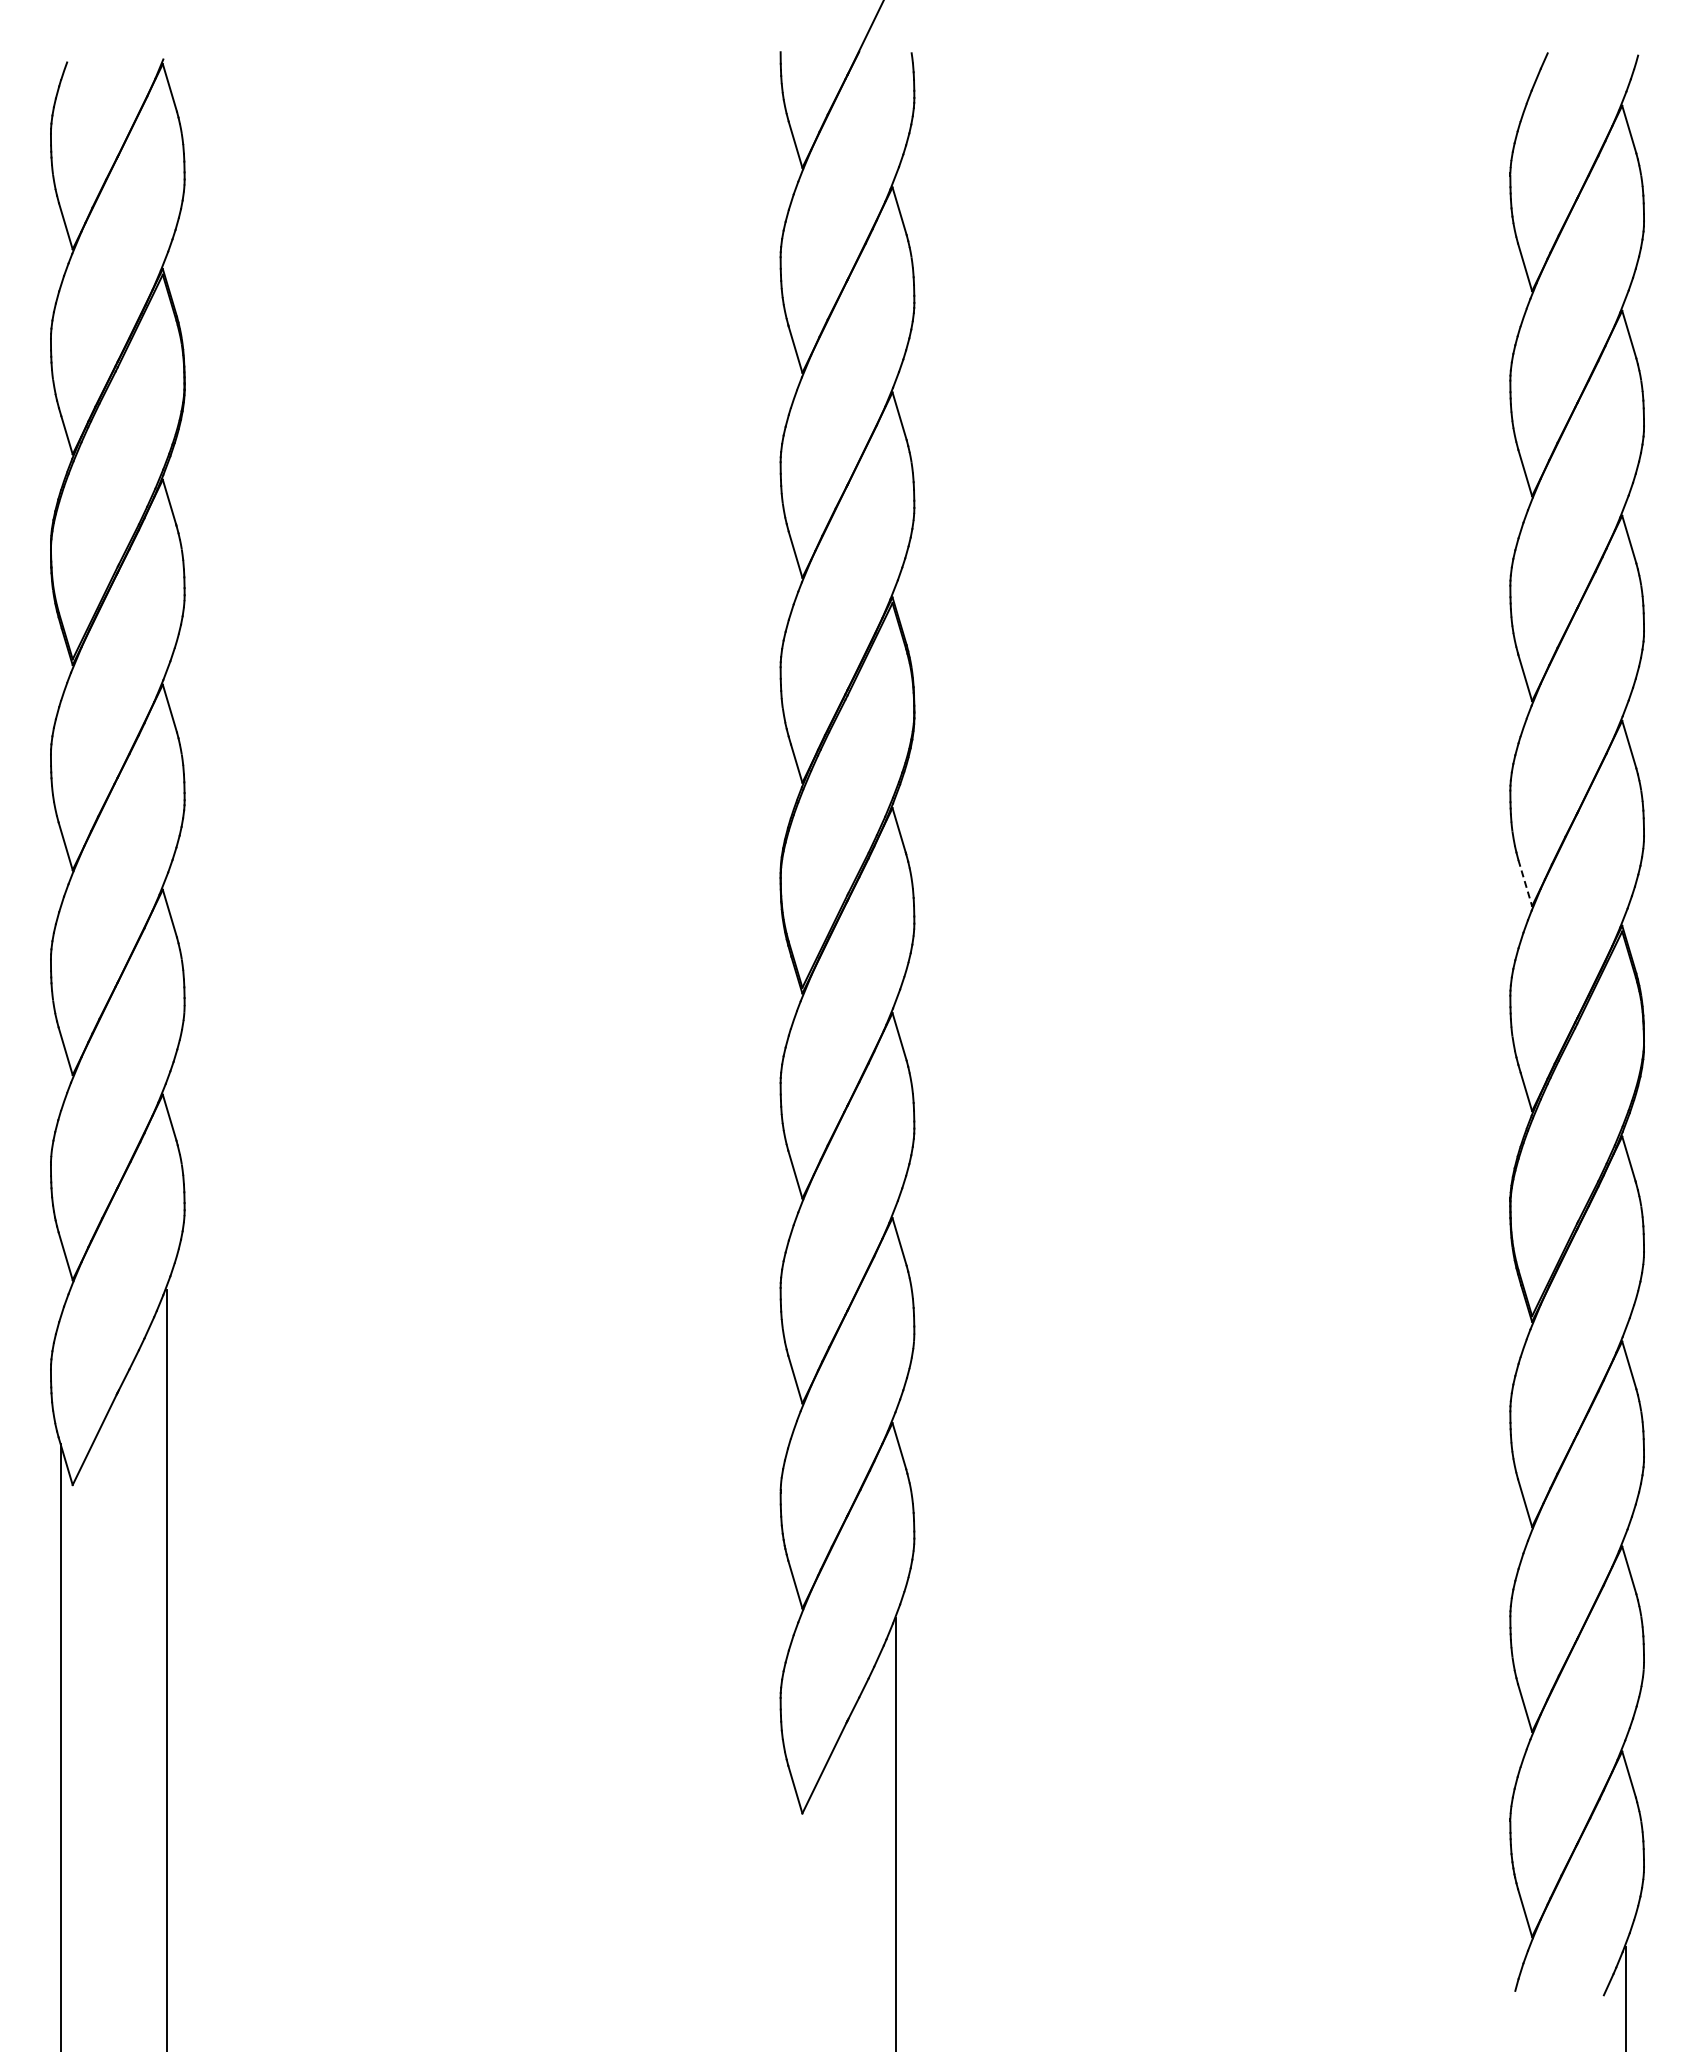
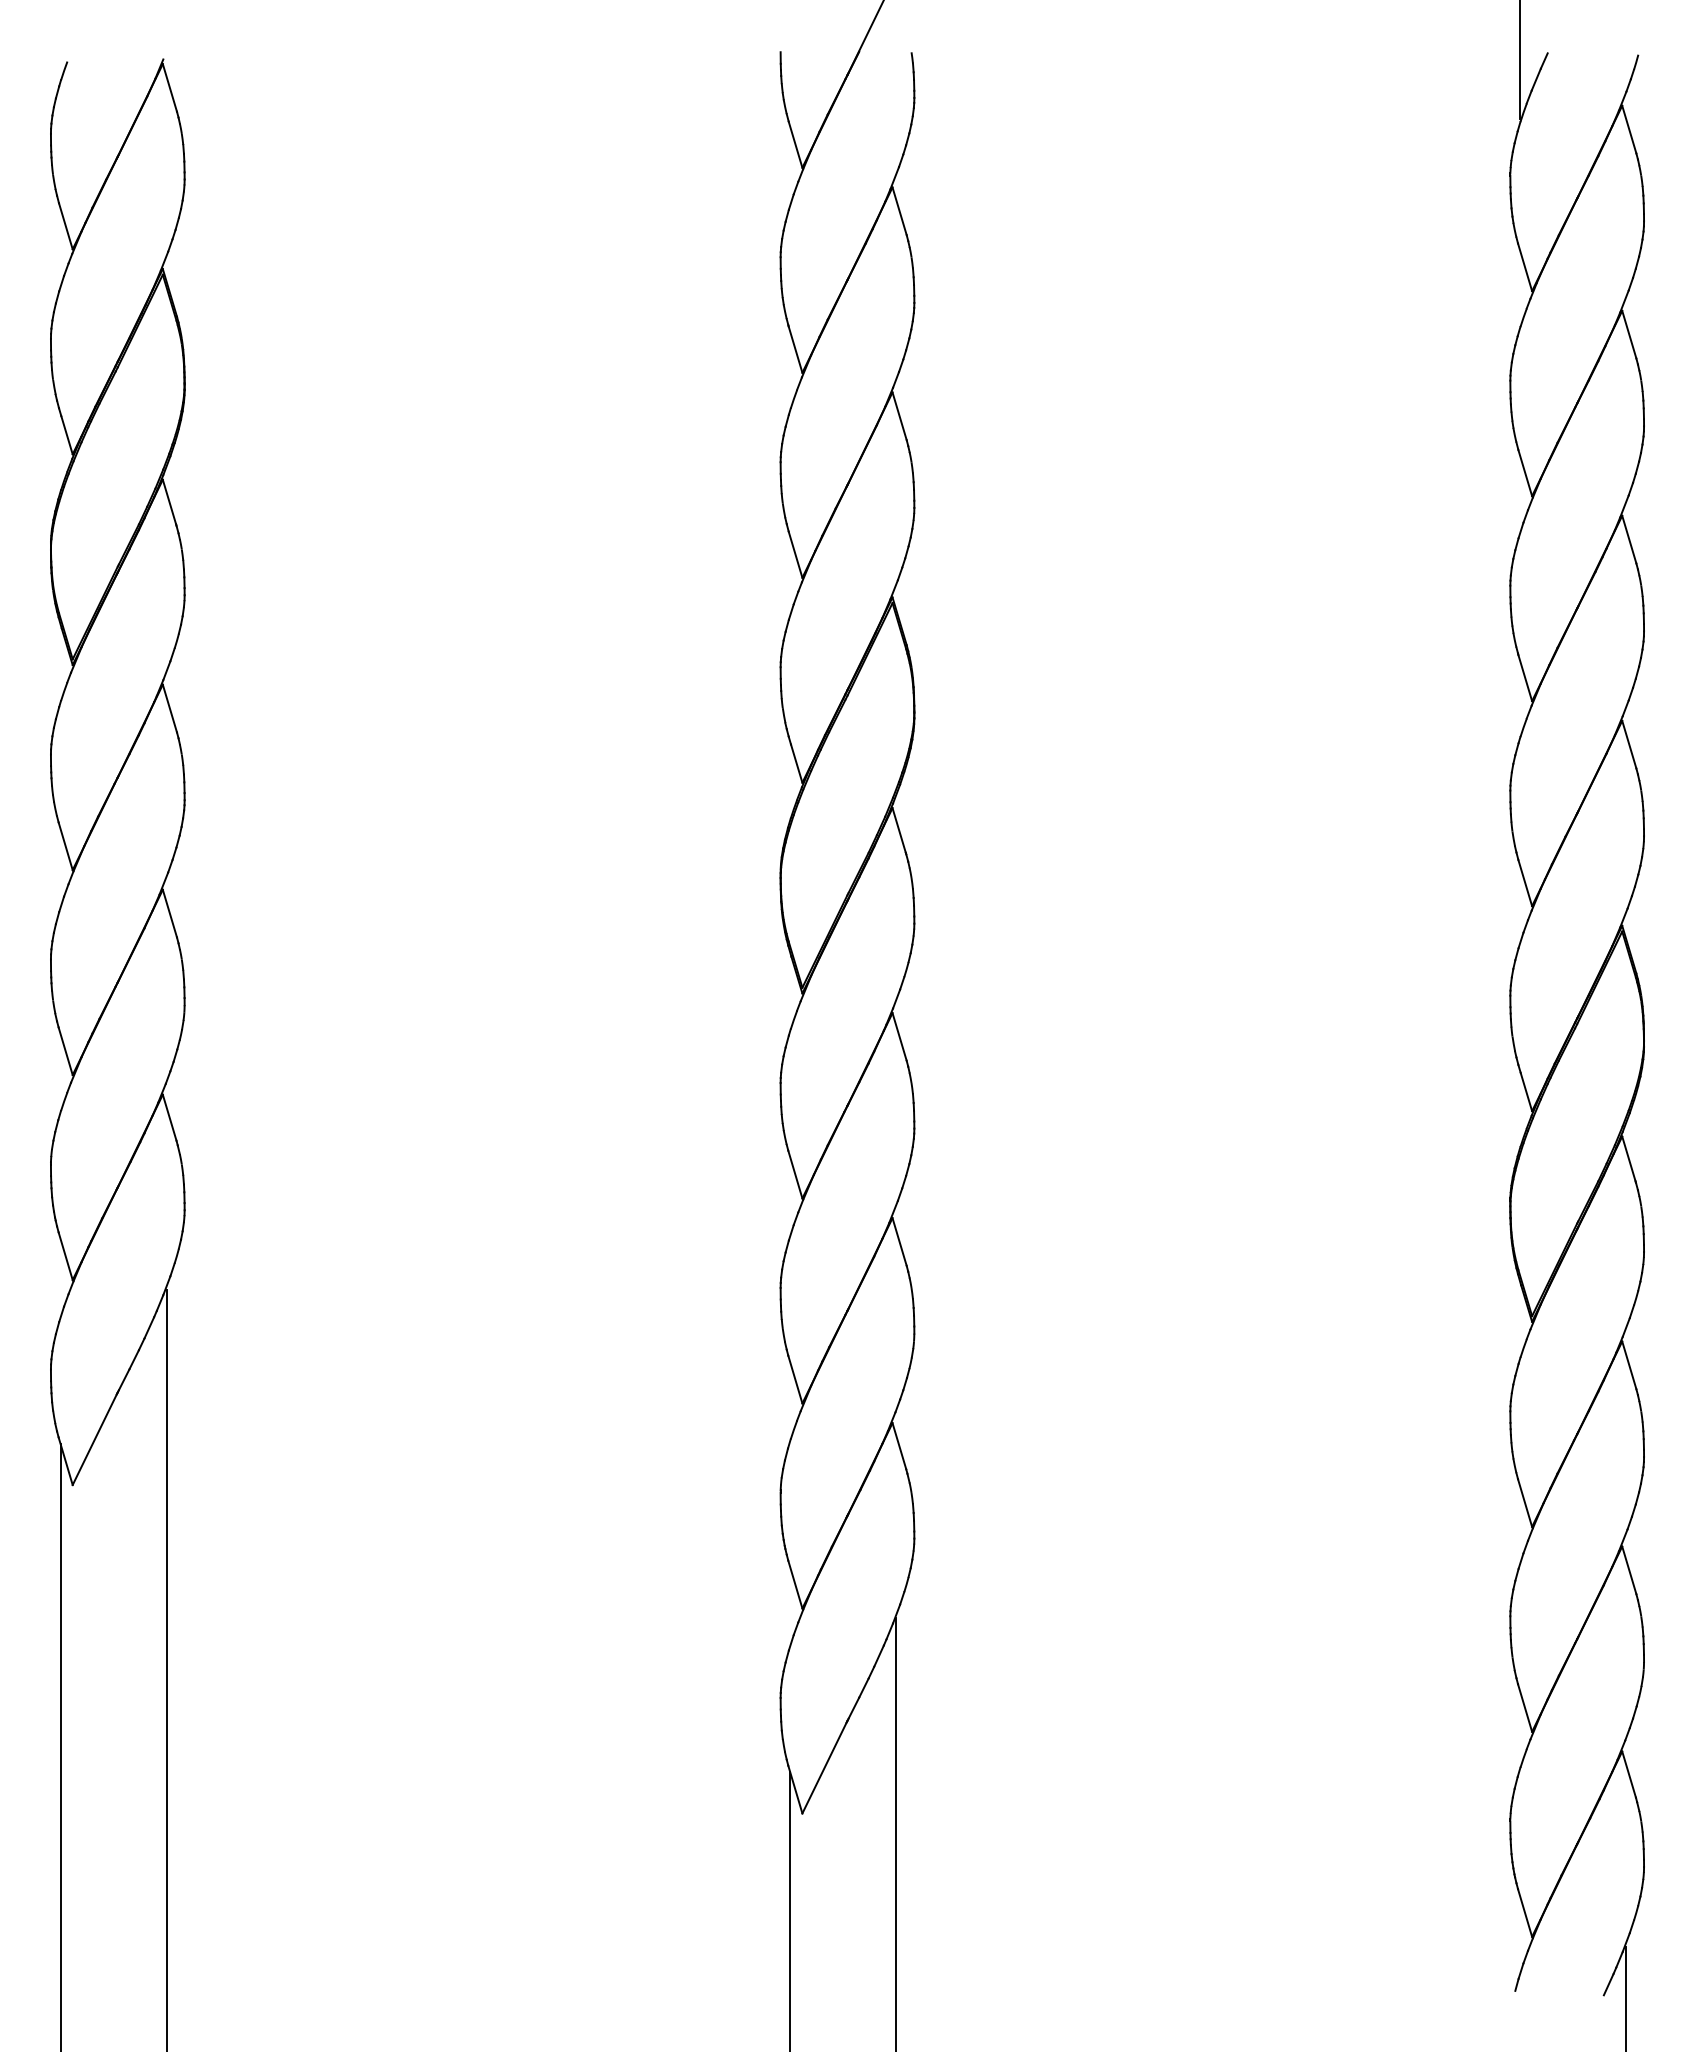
line: none -> present (1519, 60)
line: dashed -> solid (1525, 883)
line: none -> present (790, 1910)
